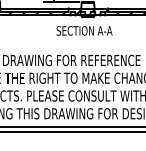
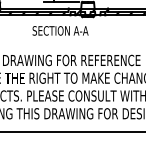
text position: (84, 30) -> (60, 30) (60, 30)
line: present -> none (72, 126)
